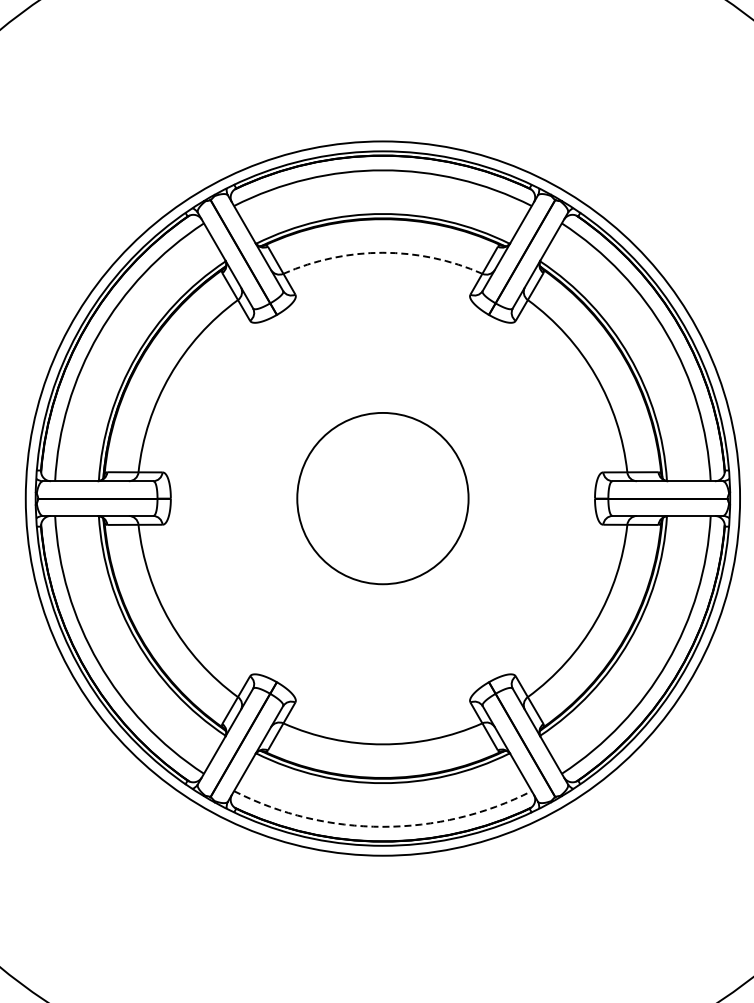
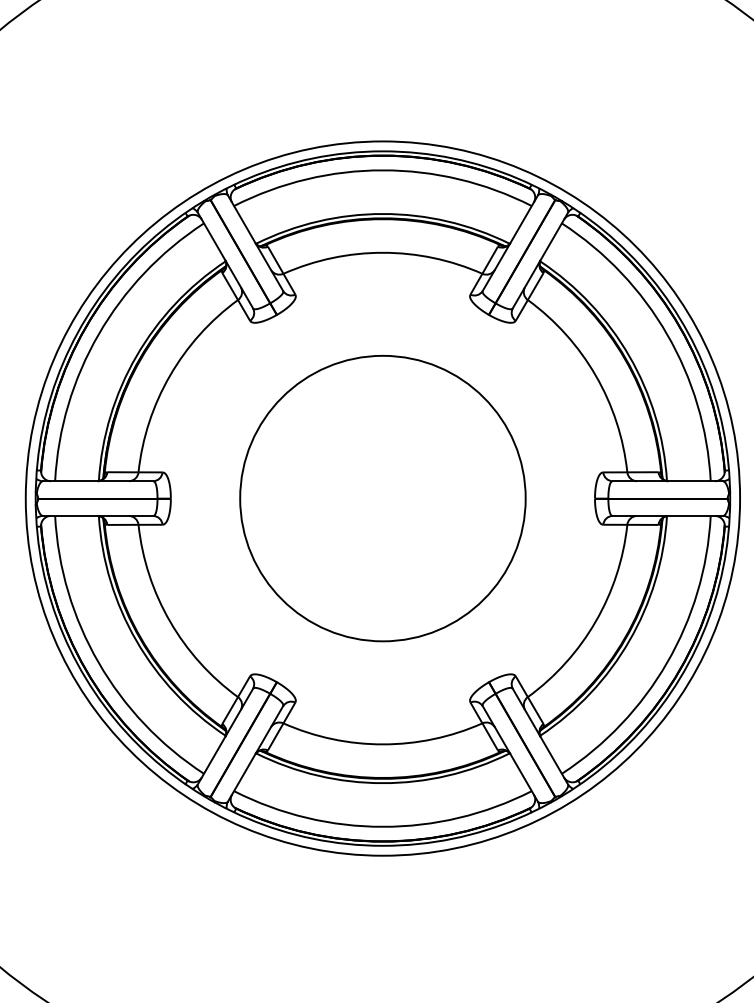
arc: dashed -> solid (382, 252)
circle diameter: 171 px -> 286 px (382, 498)
arc: dashed -> solid (382, 826)
